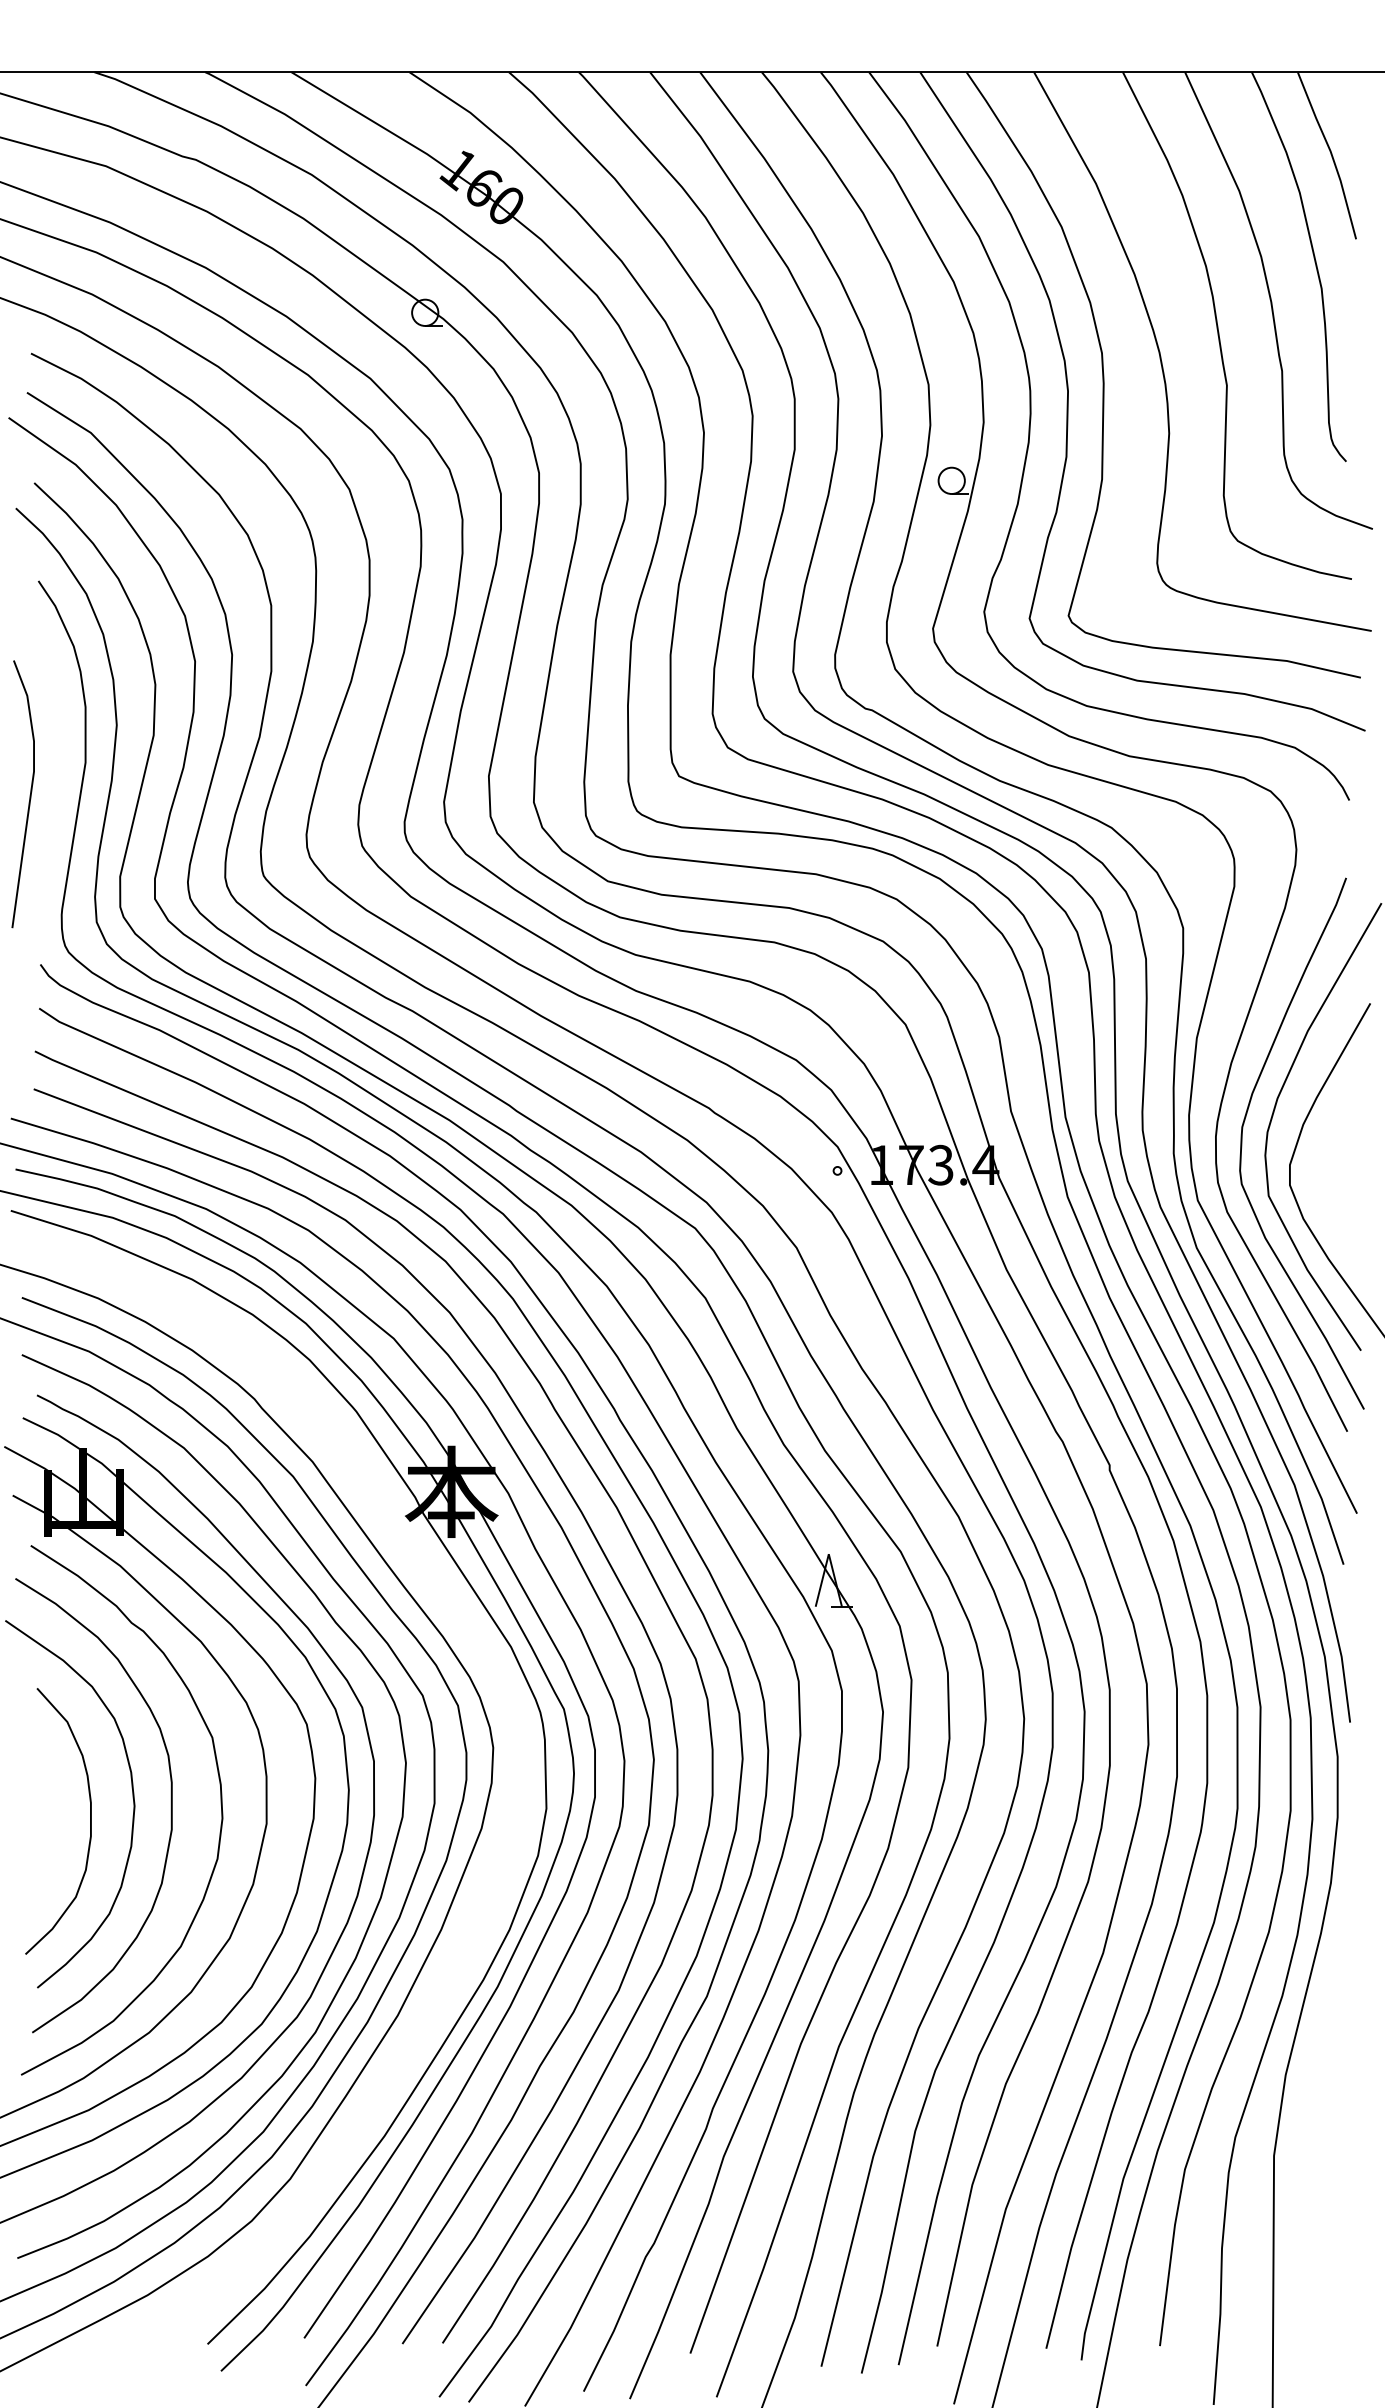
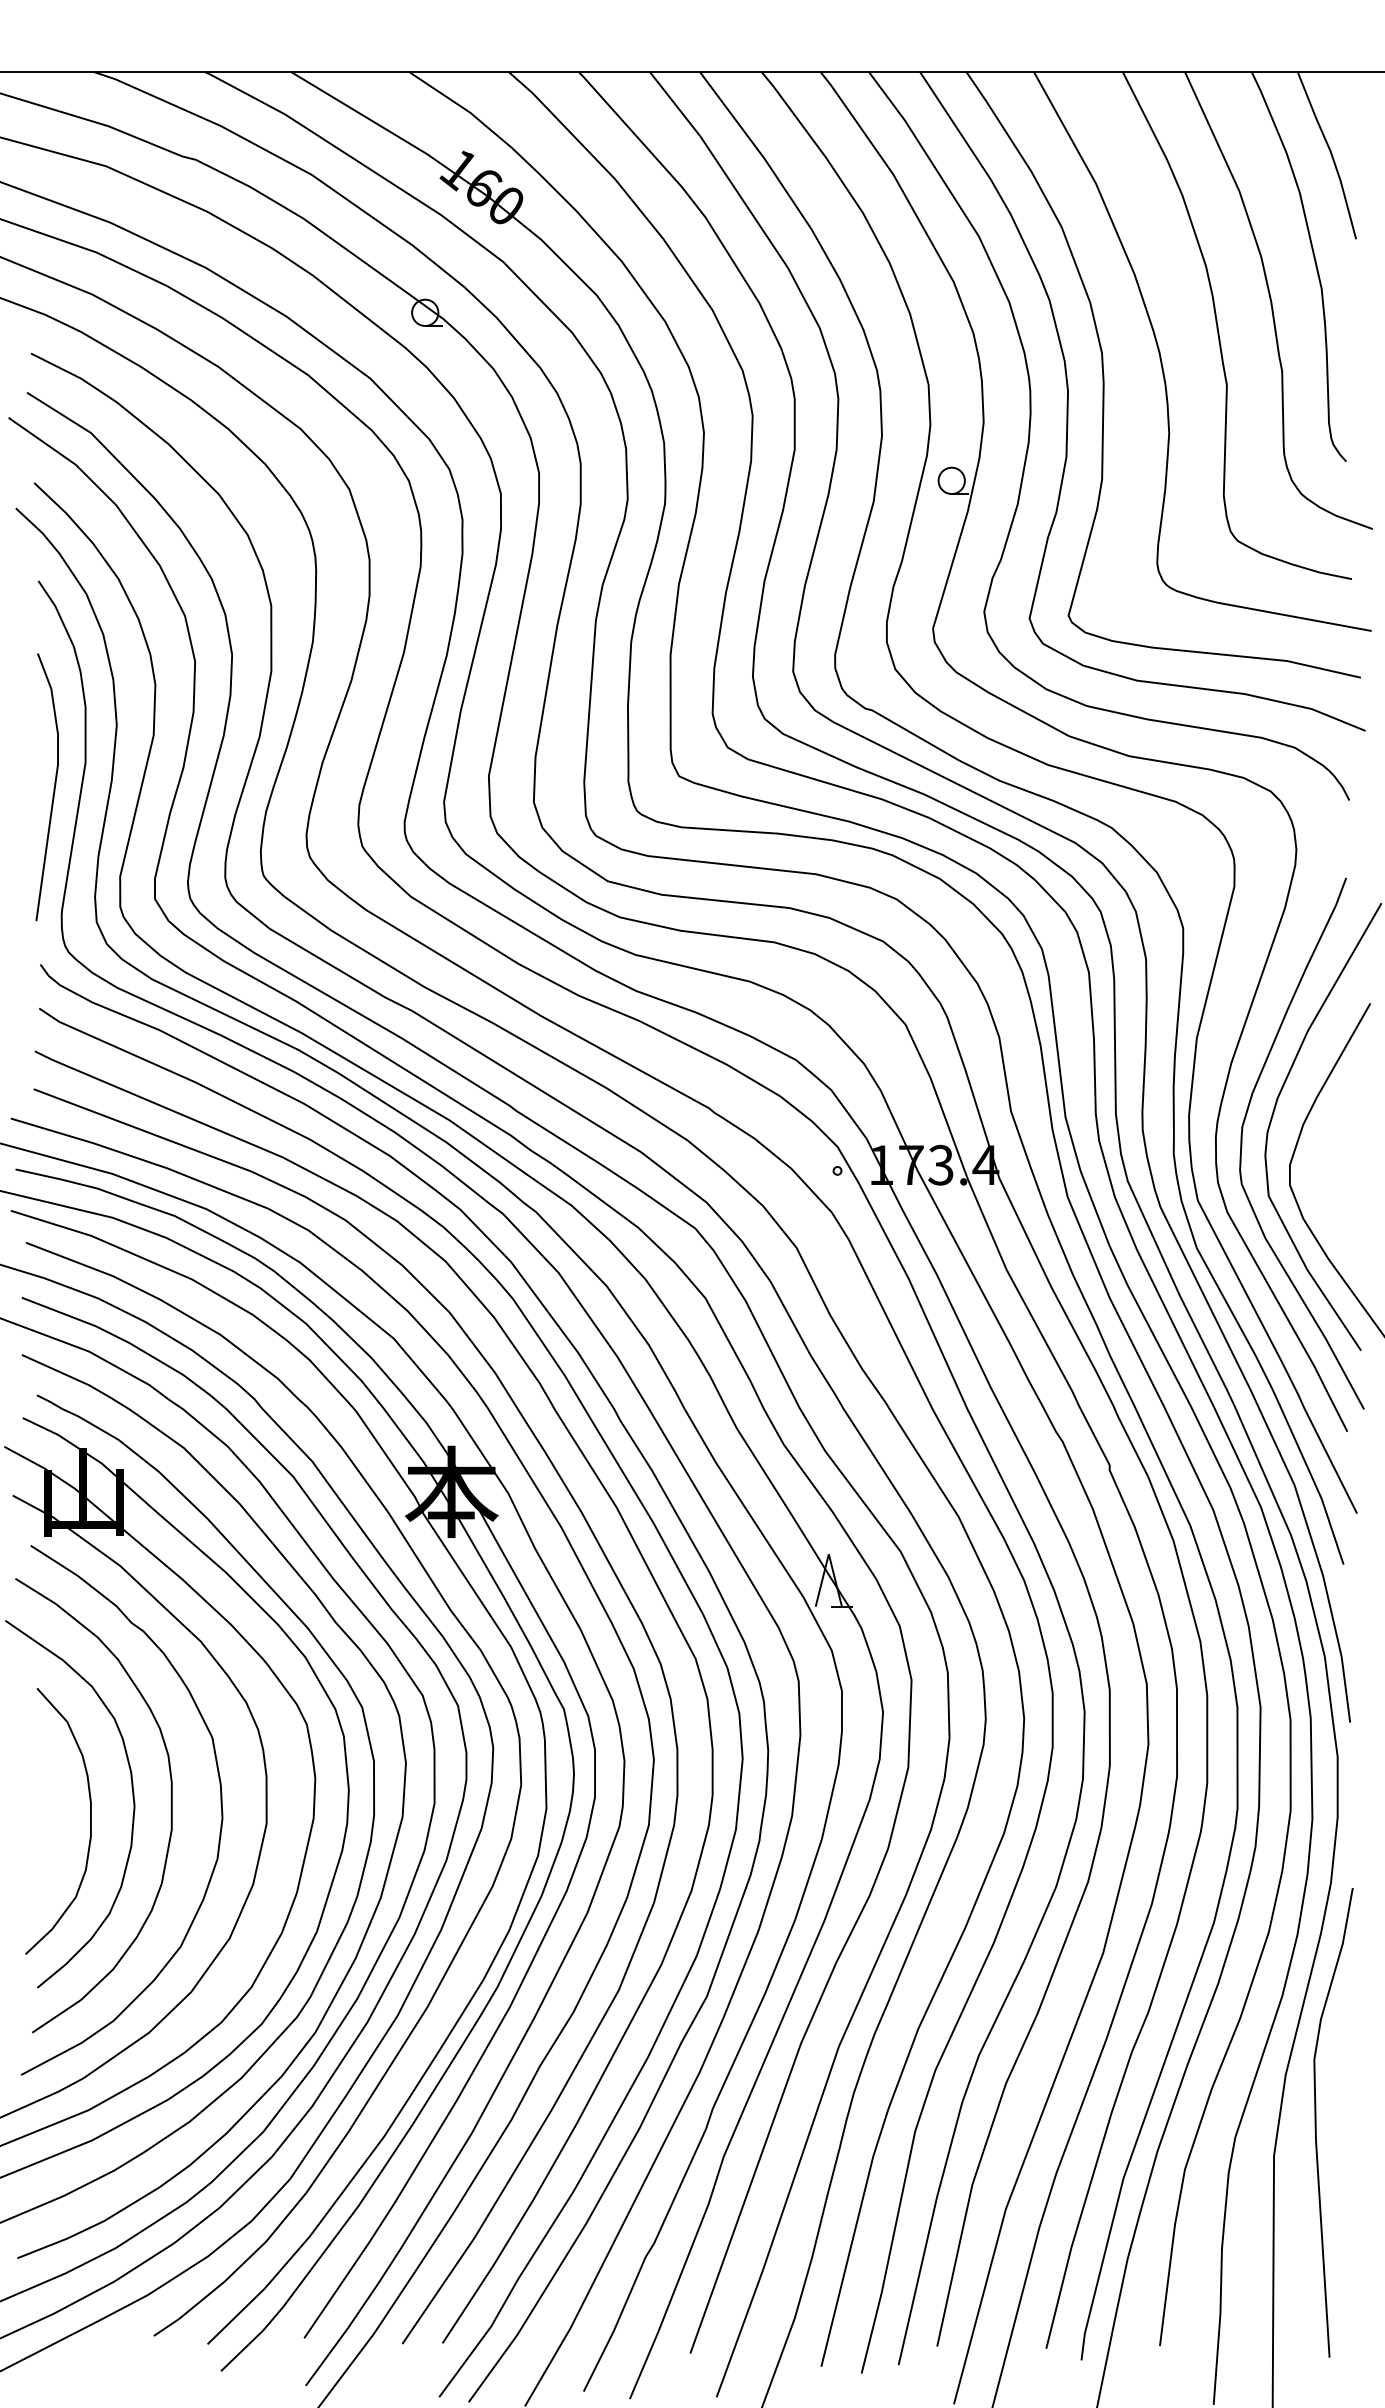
line position: (29, 795) -> (53, 788) (53, 788)
curve: none -> present (482, 1902)
curve: none -> present (1316, 2122)
